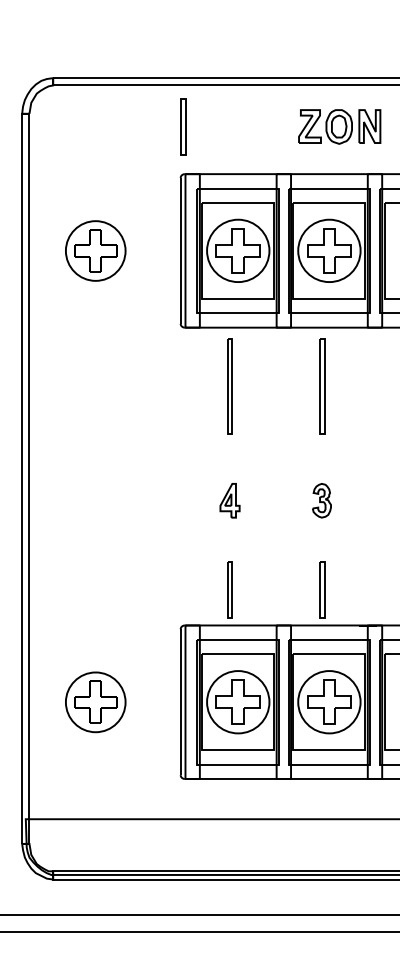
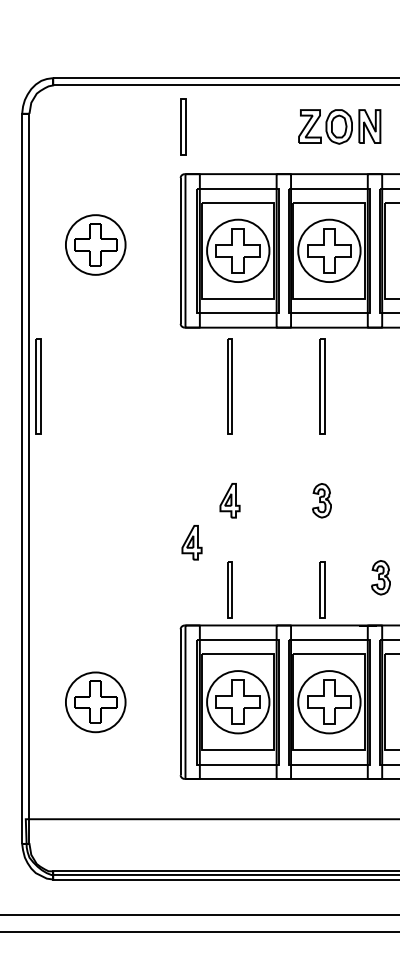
part position: (95, 250) -> (95, 244) (95, 244)
part: none -> present (38, 386)
part: none -> present (191, 542)
part: none -> present (380, 577)
